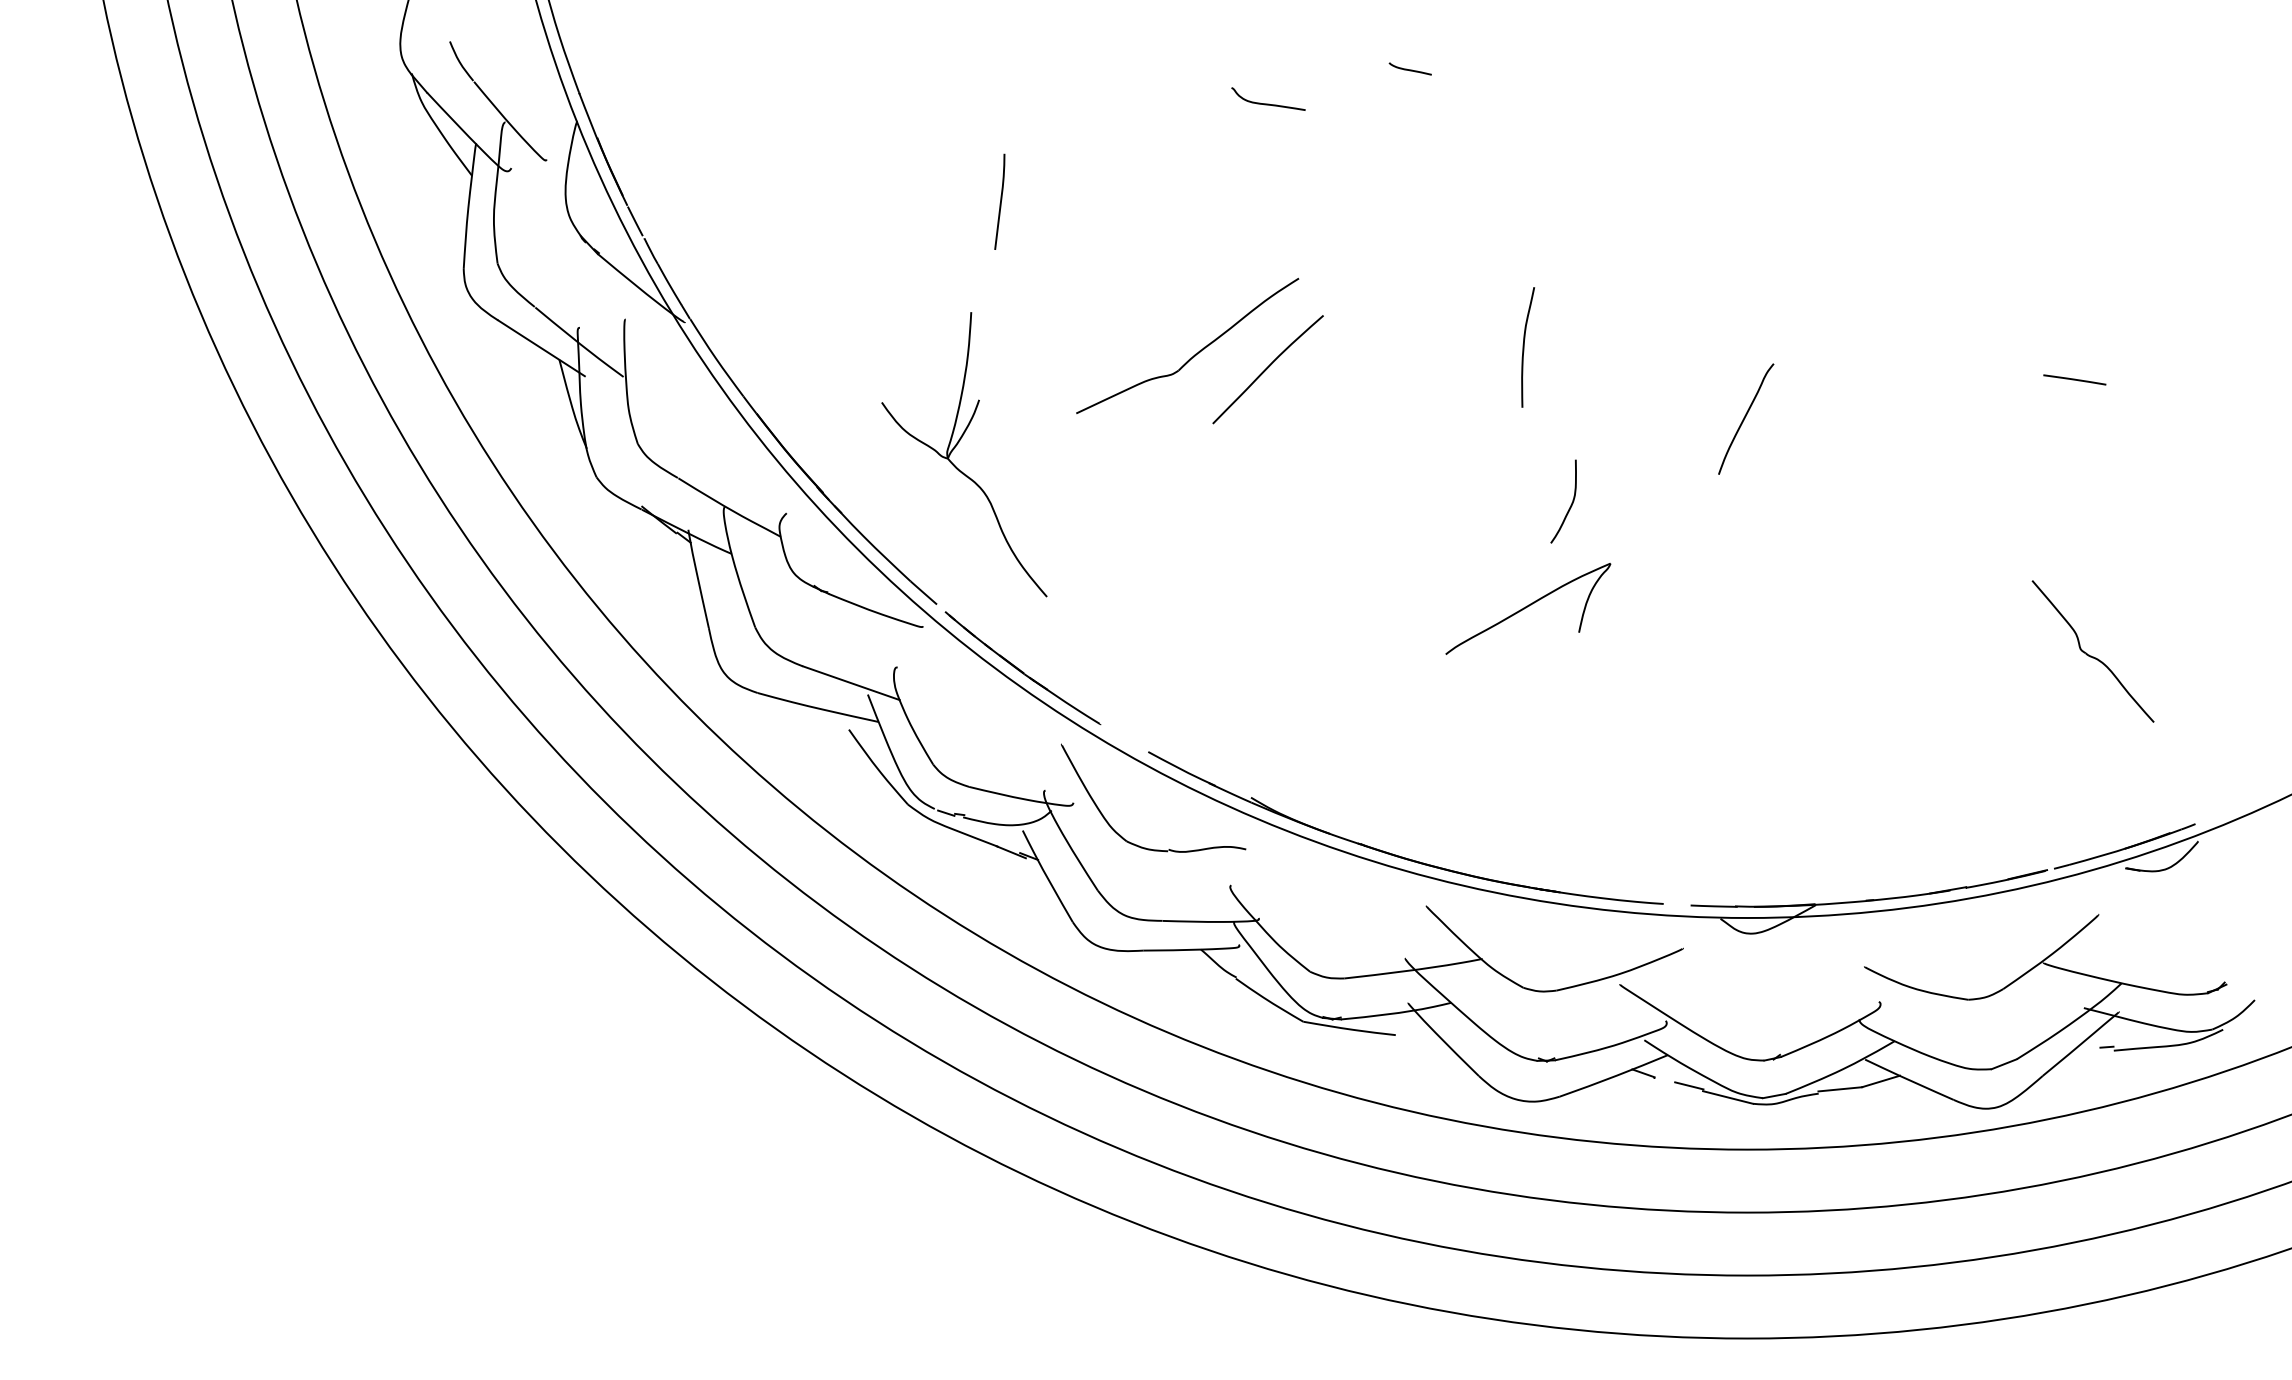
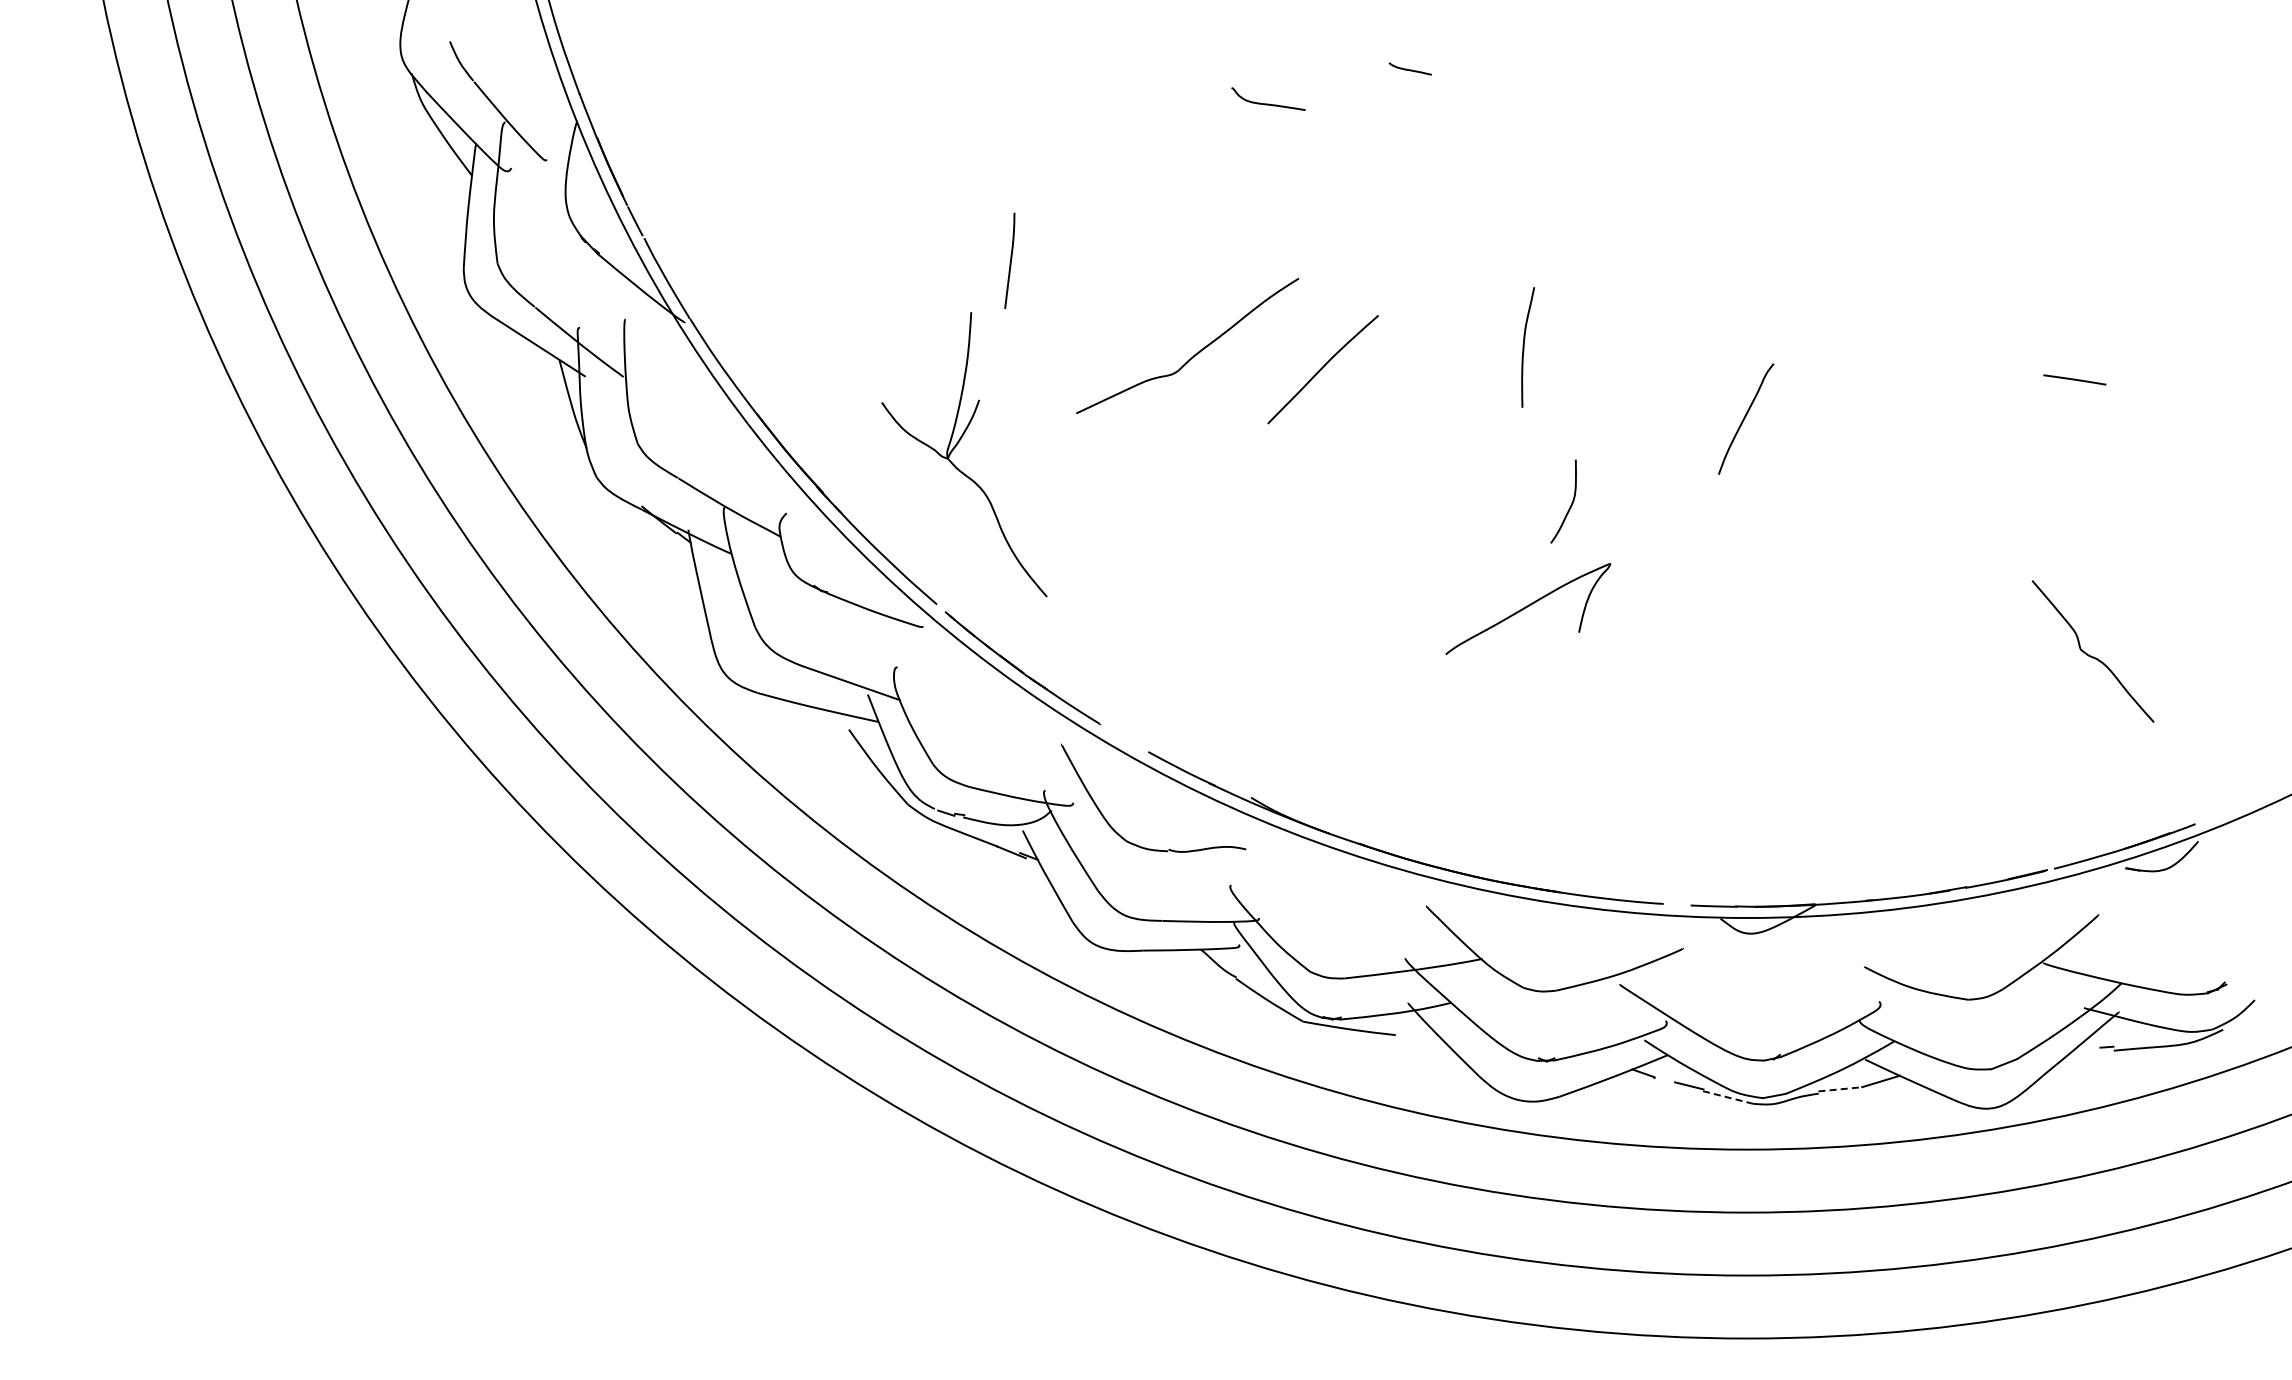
curve position: (1000, 201) -> (1010, 260) (1010, 260)
curve position: (1267, 369) -> (1322, 369) (1322, 369)
line: solid -> dashed (1840, 1089)
line: solid -> dashed (1728, 1097)
